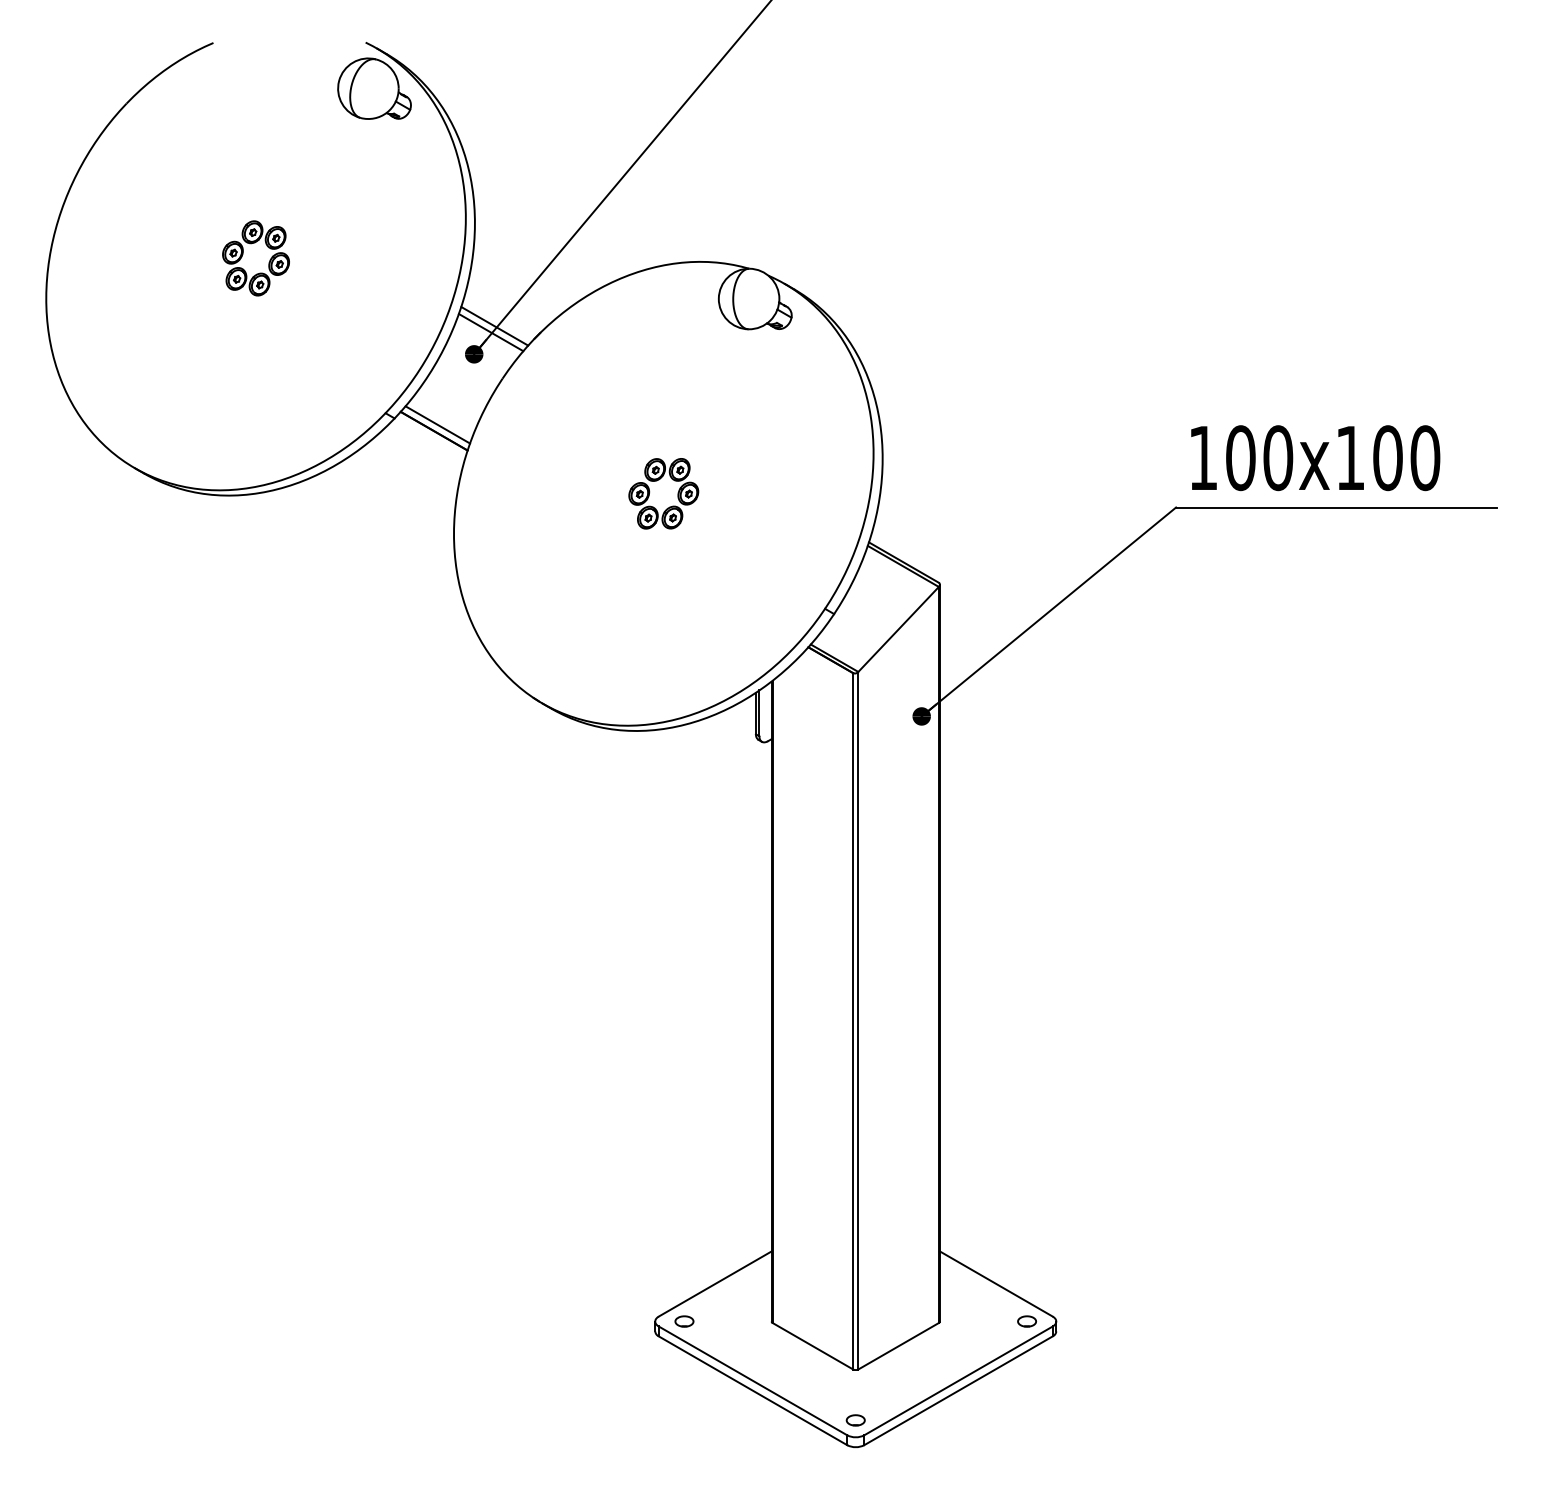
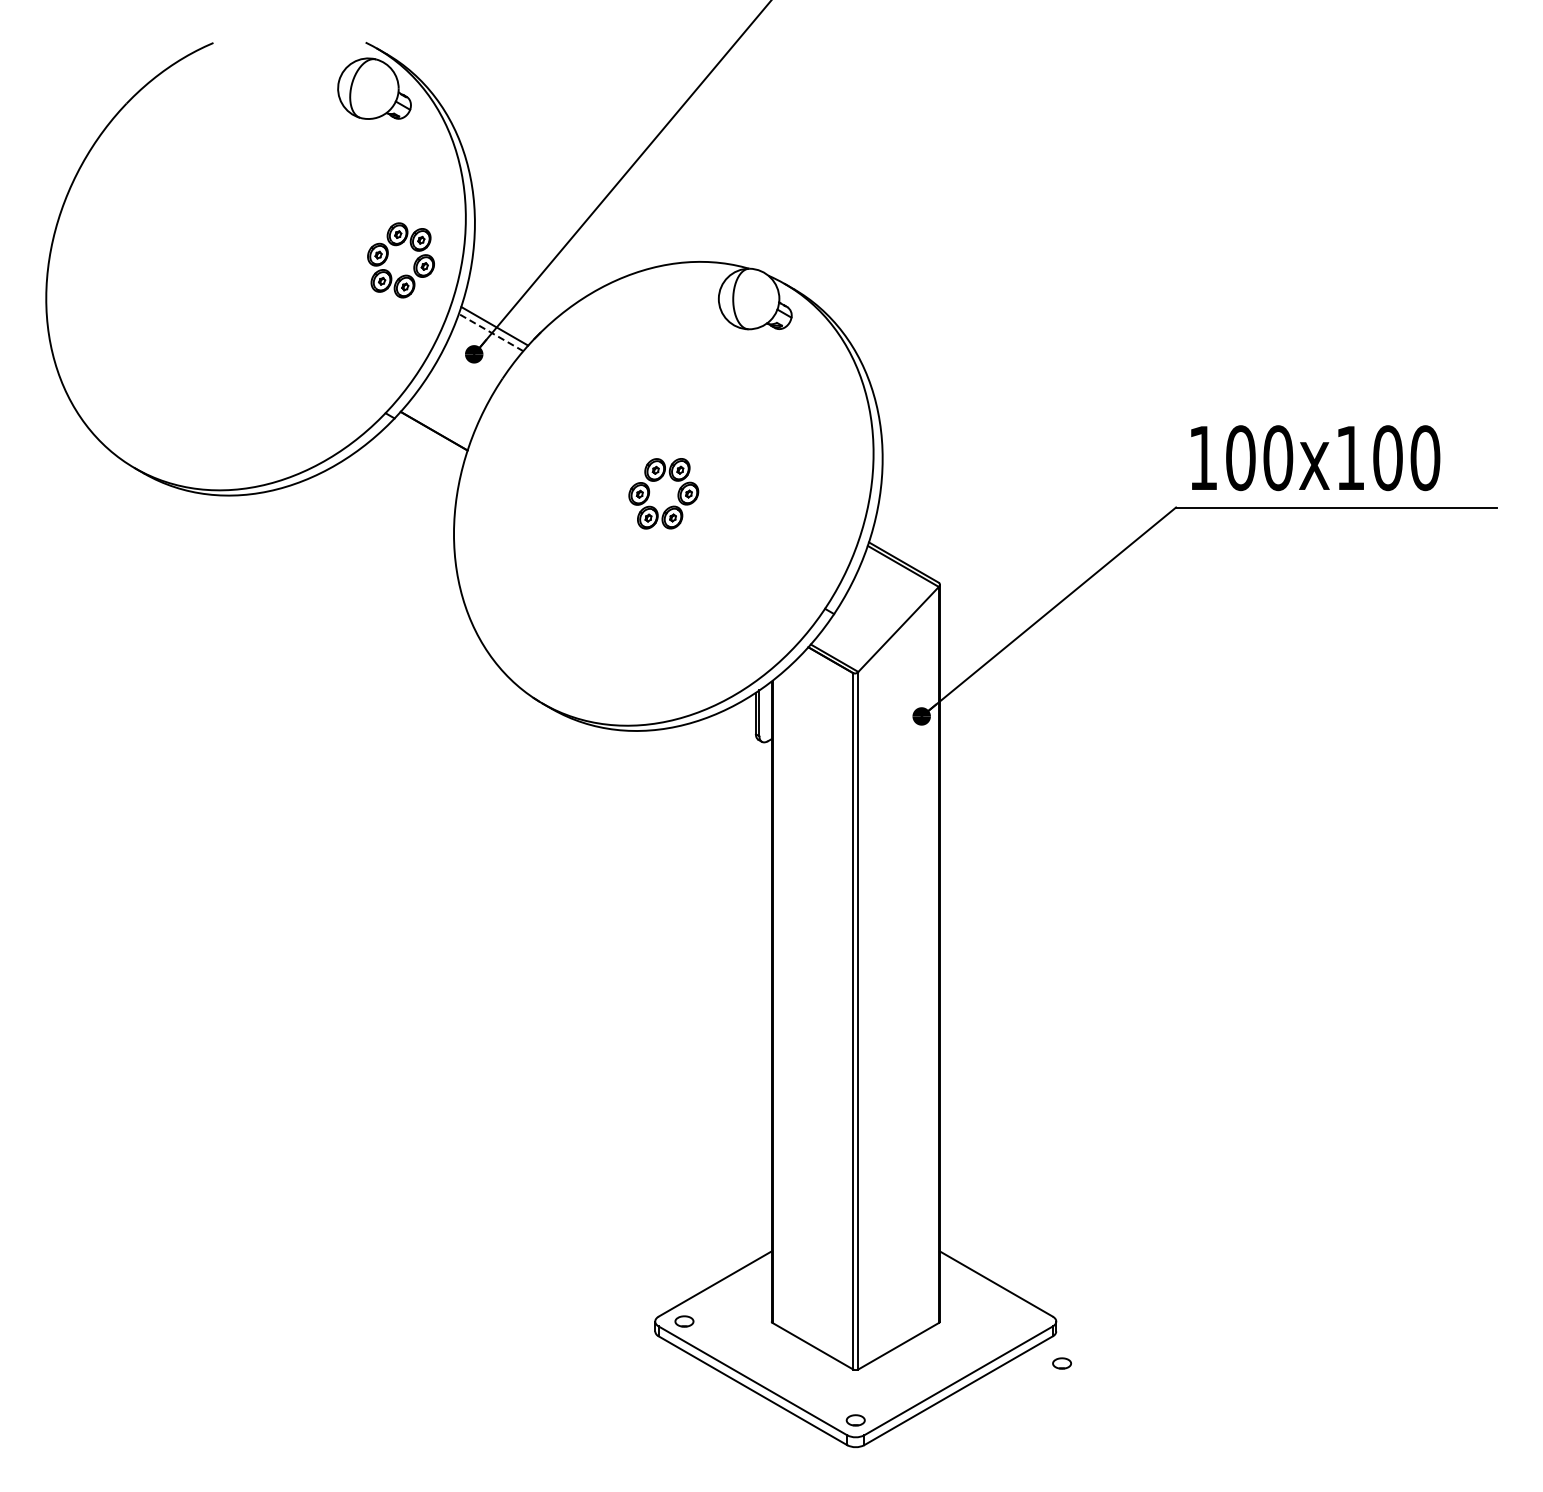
part position: (243, 254) -> (388, 256) (388, 256)
line: solid -> dashed (490, 332)
line: present -> none (437, 424)
part position: (1026, 1321) -> (1061, 1363) (1061, 1363)
